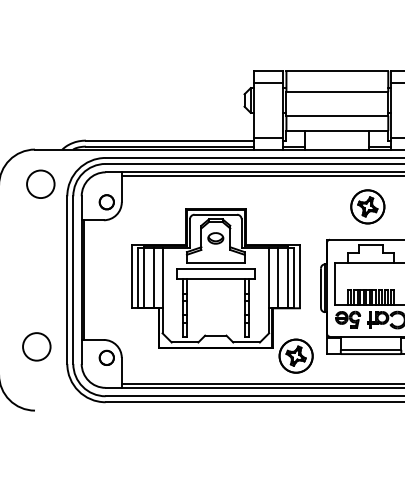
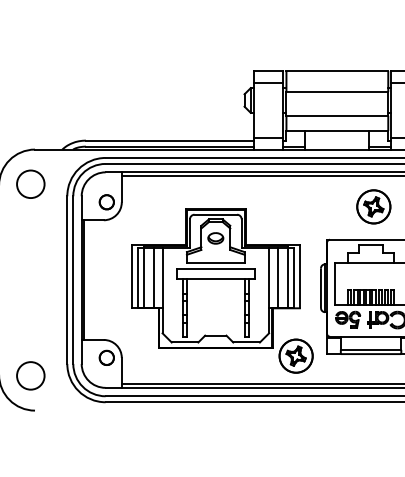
circle position: (40, 183) -> (30, 183) (30, 183)
part position: (367, 206) -> (373, 206) (373, 206)
circle position: (36, 346) -> (30, 375) (30, 375)
